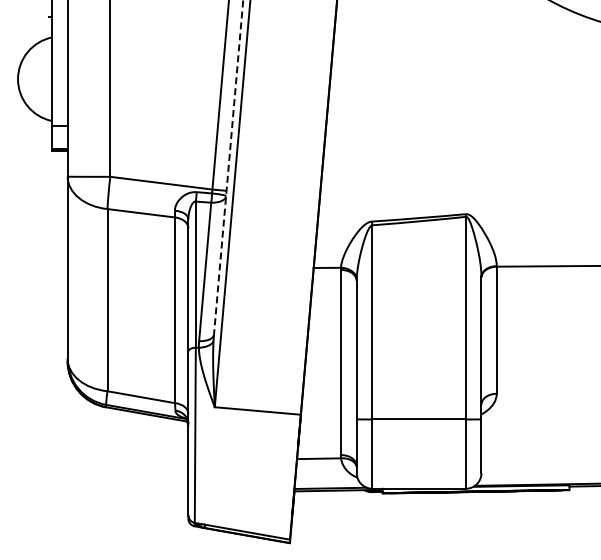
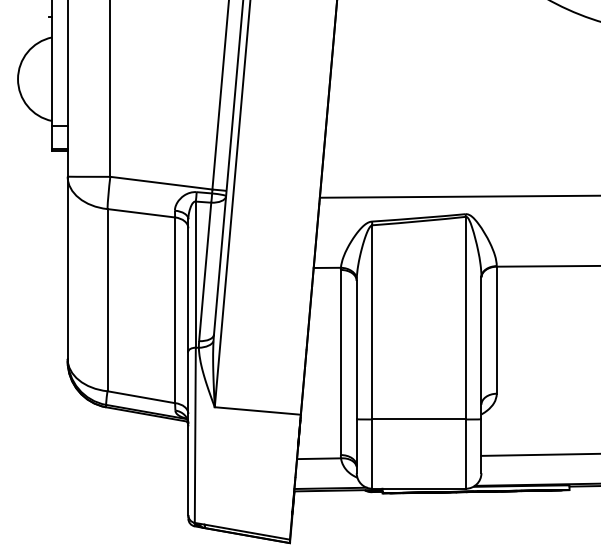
line: dashed -> solid (228, 167)
line: none -> present (458, 196)
line: none -> present (539, 454)
